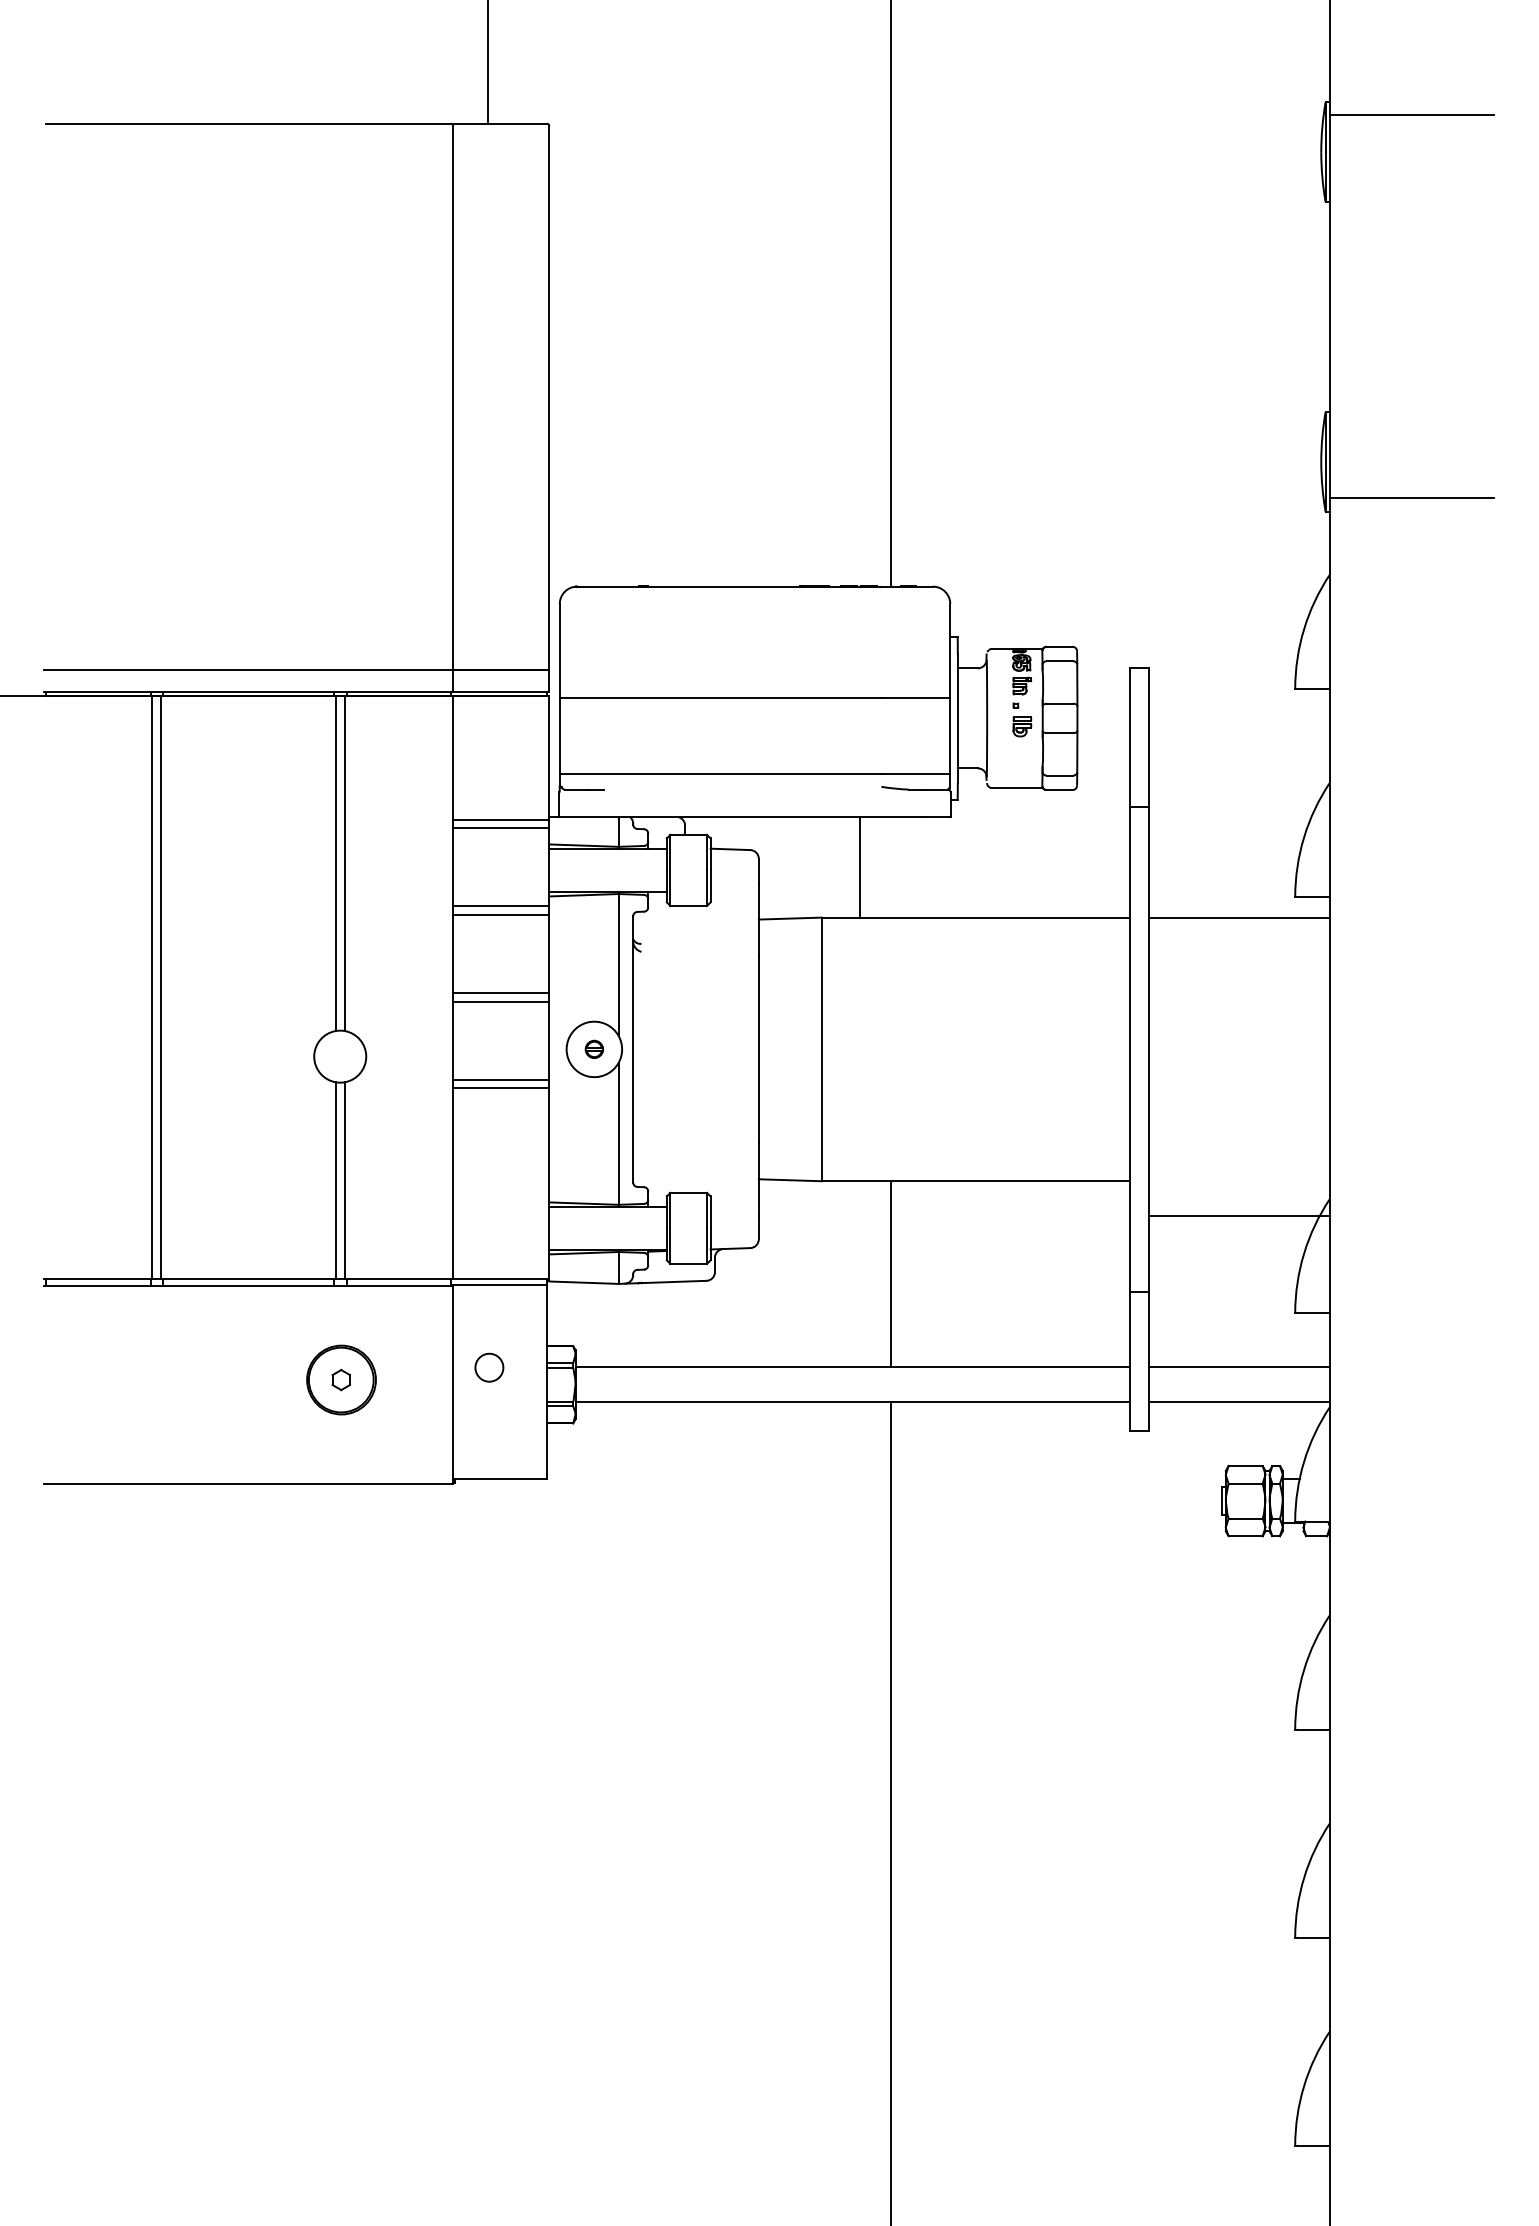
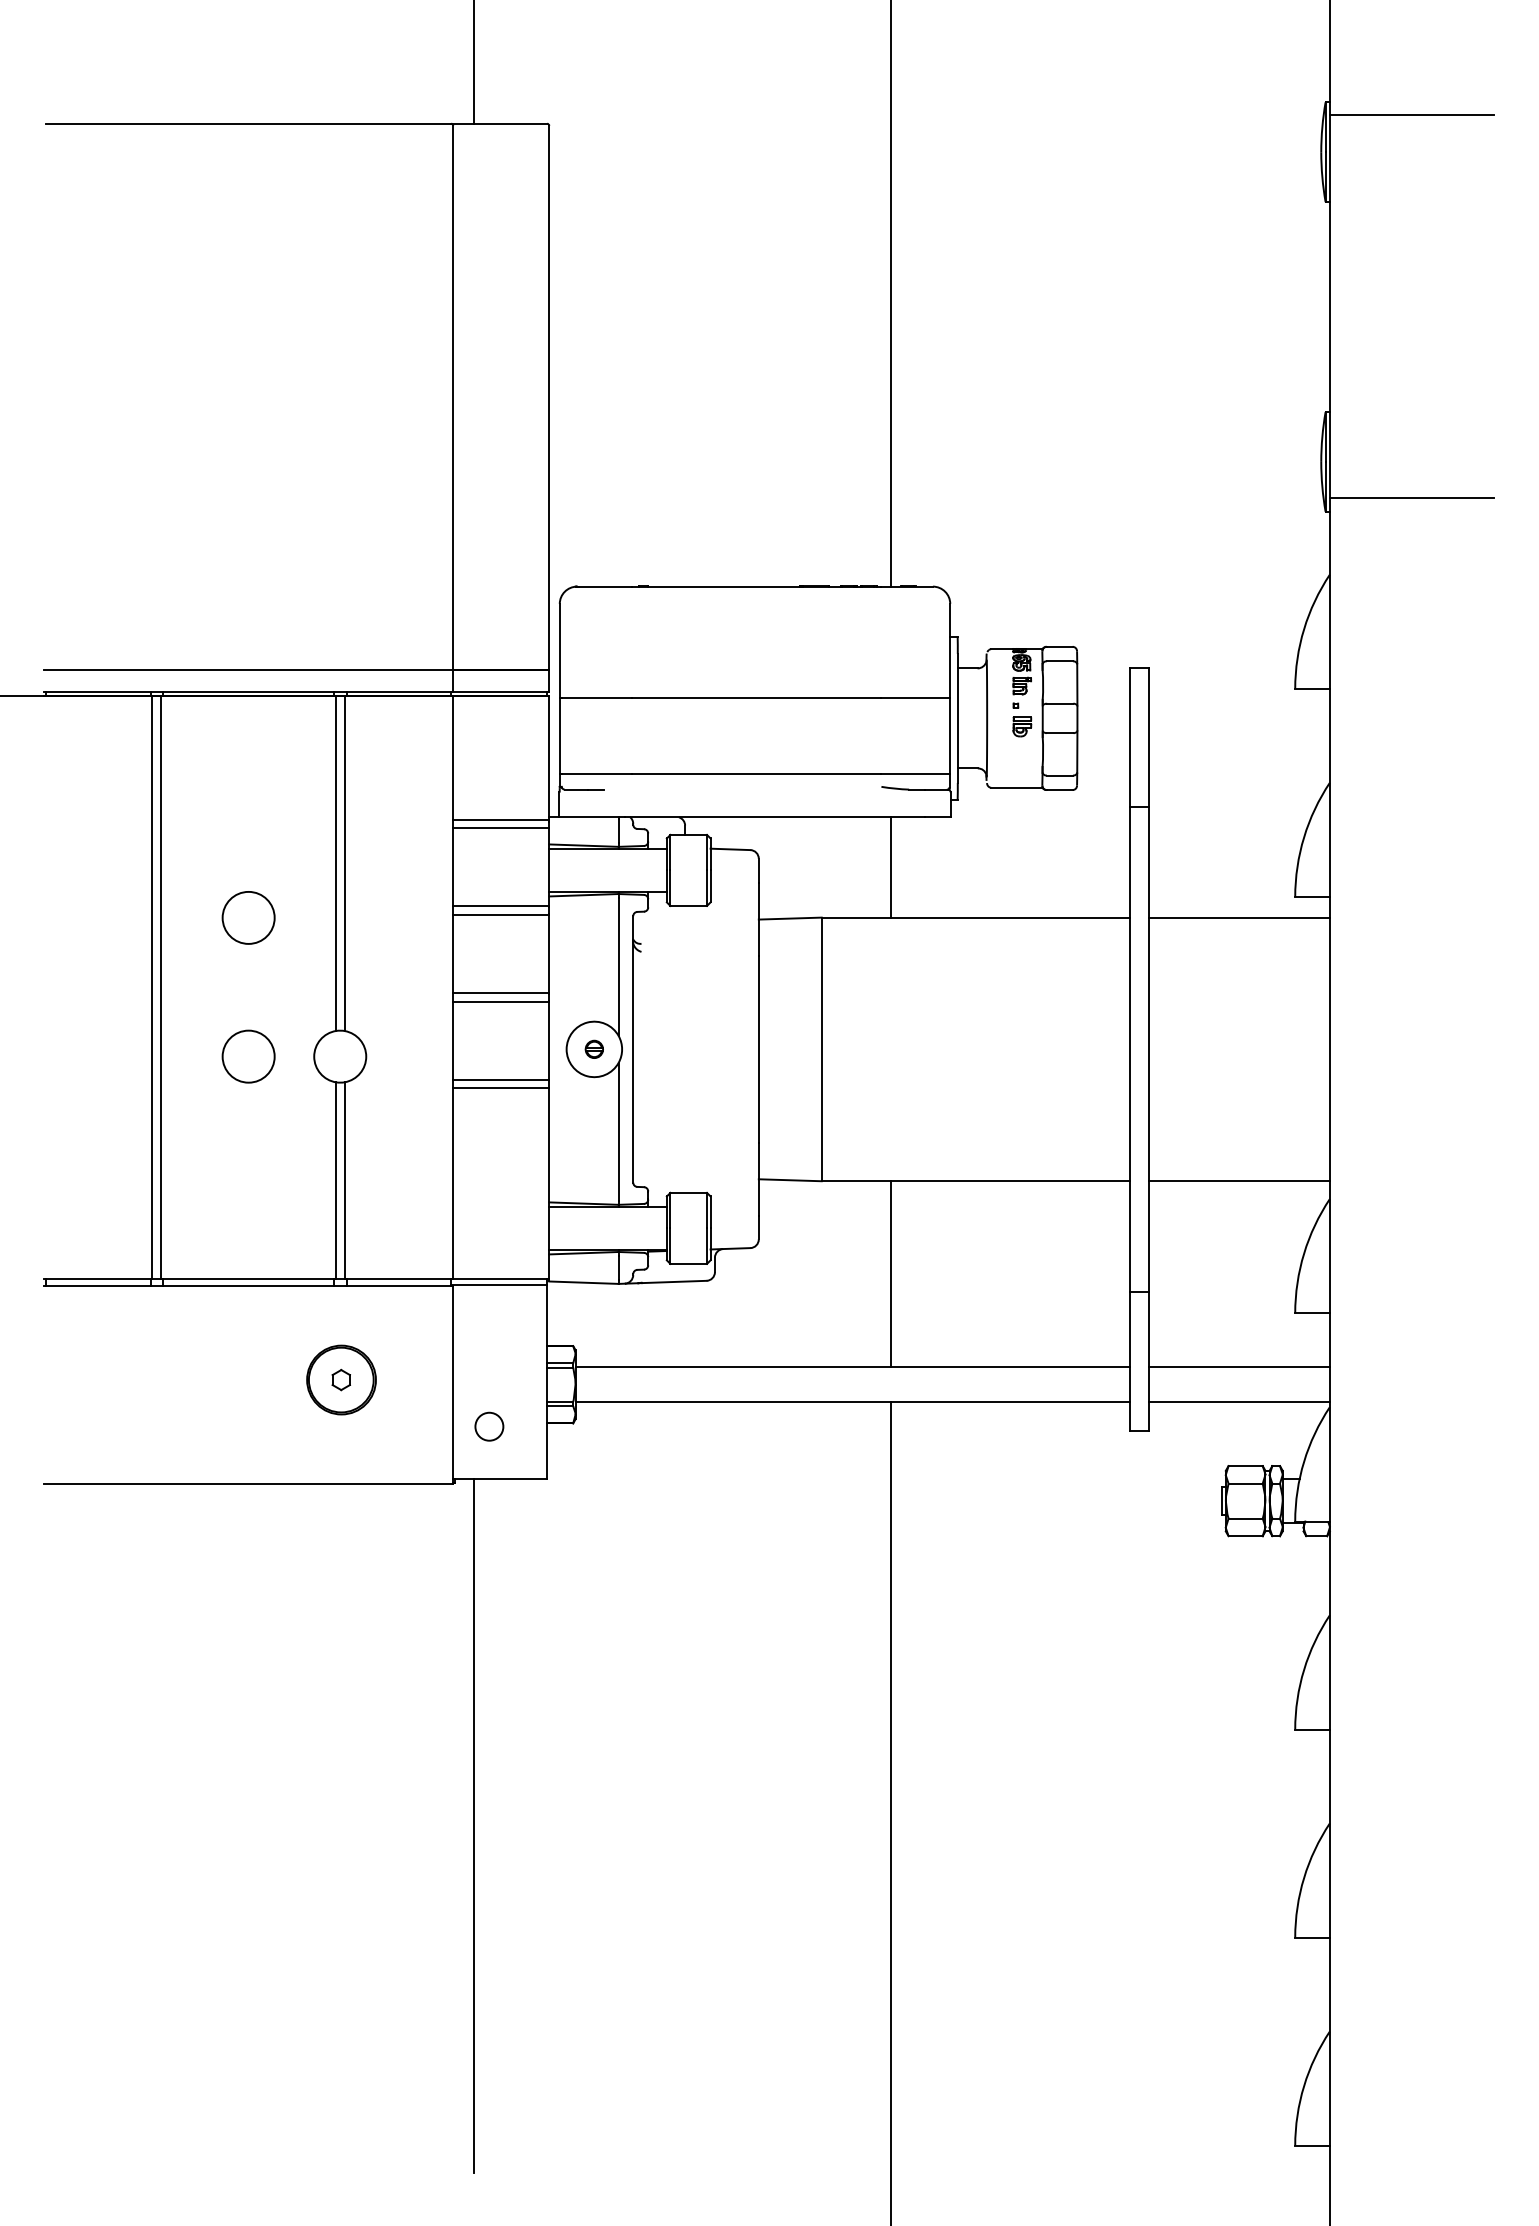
line position: (488, 62) -> (474, 62) (474, 62)
line position: (859, 867) -> (890, 867) (890, 867)
circle: none -> present (248, 917)
circle: none -> present (248, 1056)
line position: (1239, 1216) -> (1239, 1181) (1239, 1181)
circle position: (489, 1367) -> (489, 1426) (489, 1426)
line: none -> present (474, 1825)
